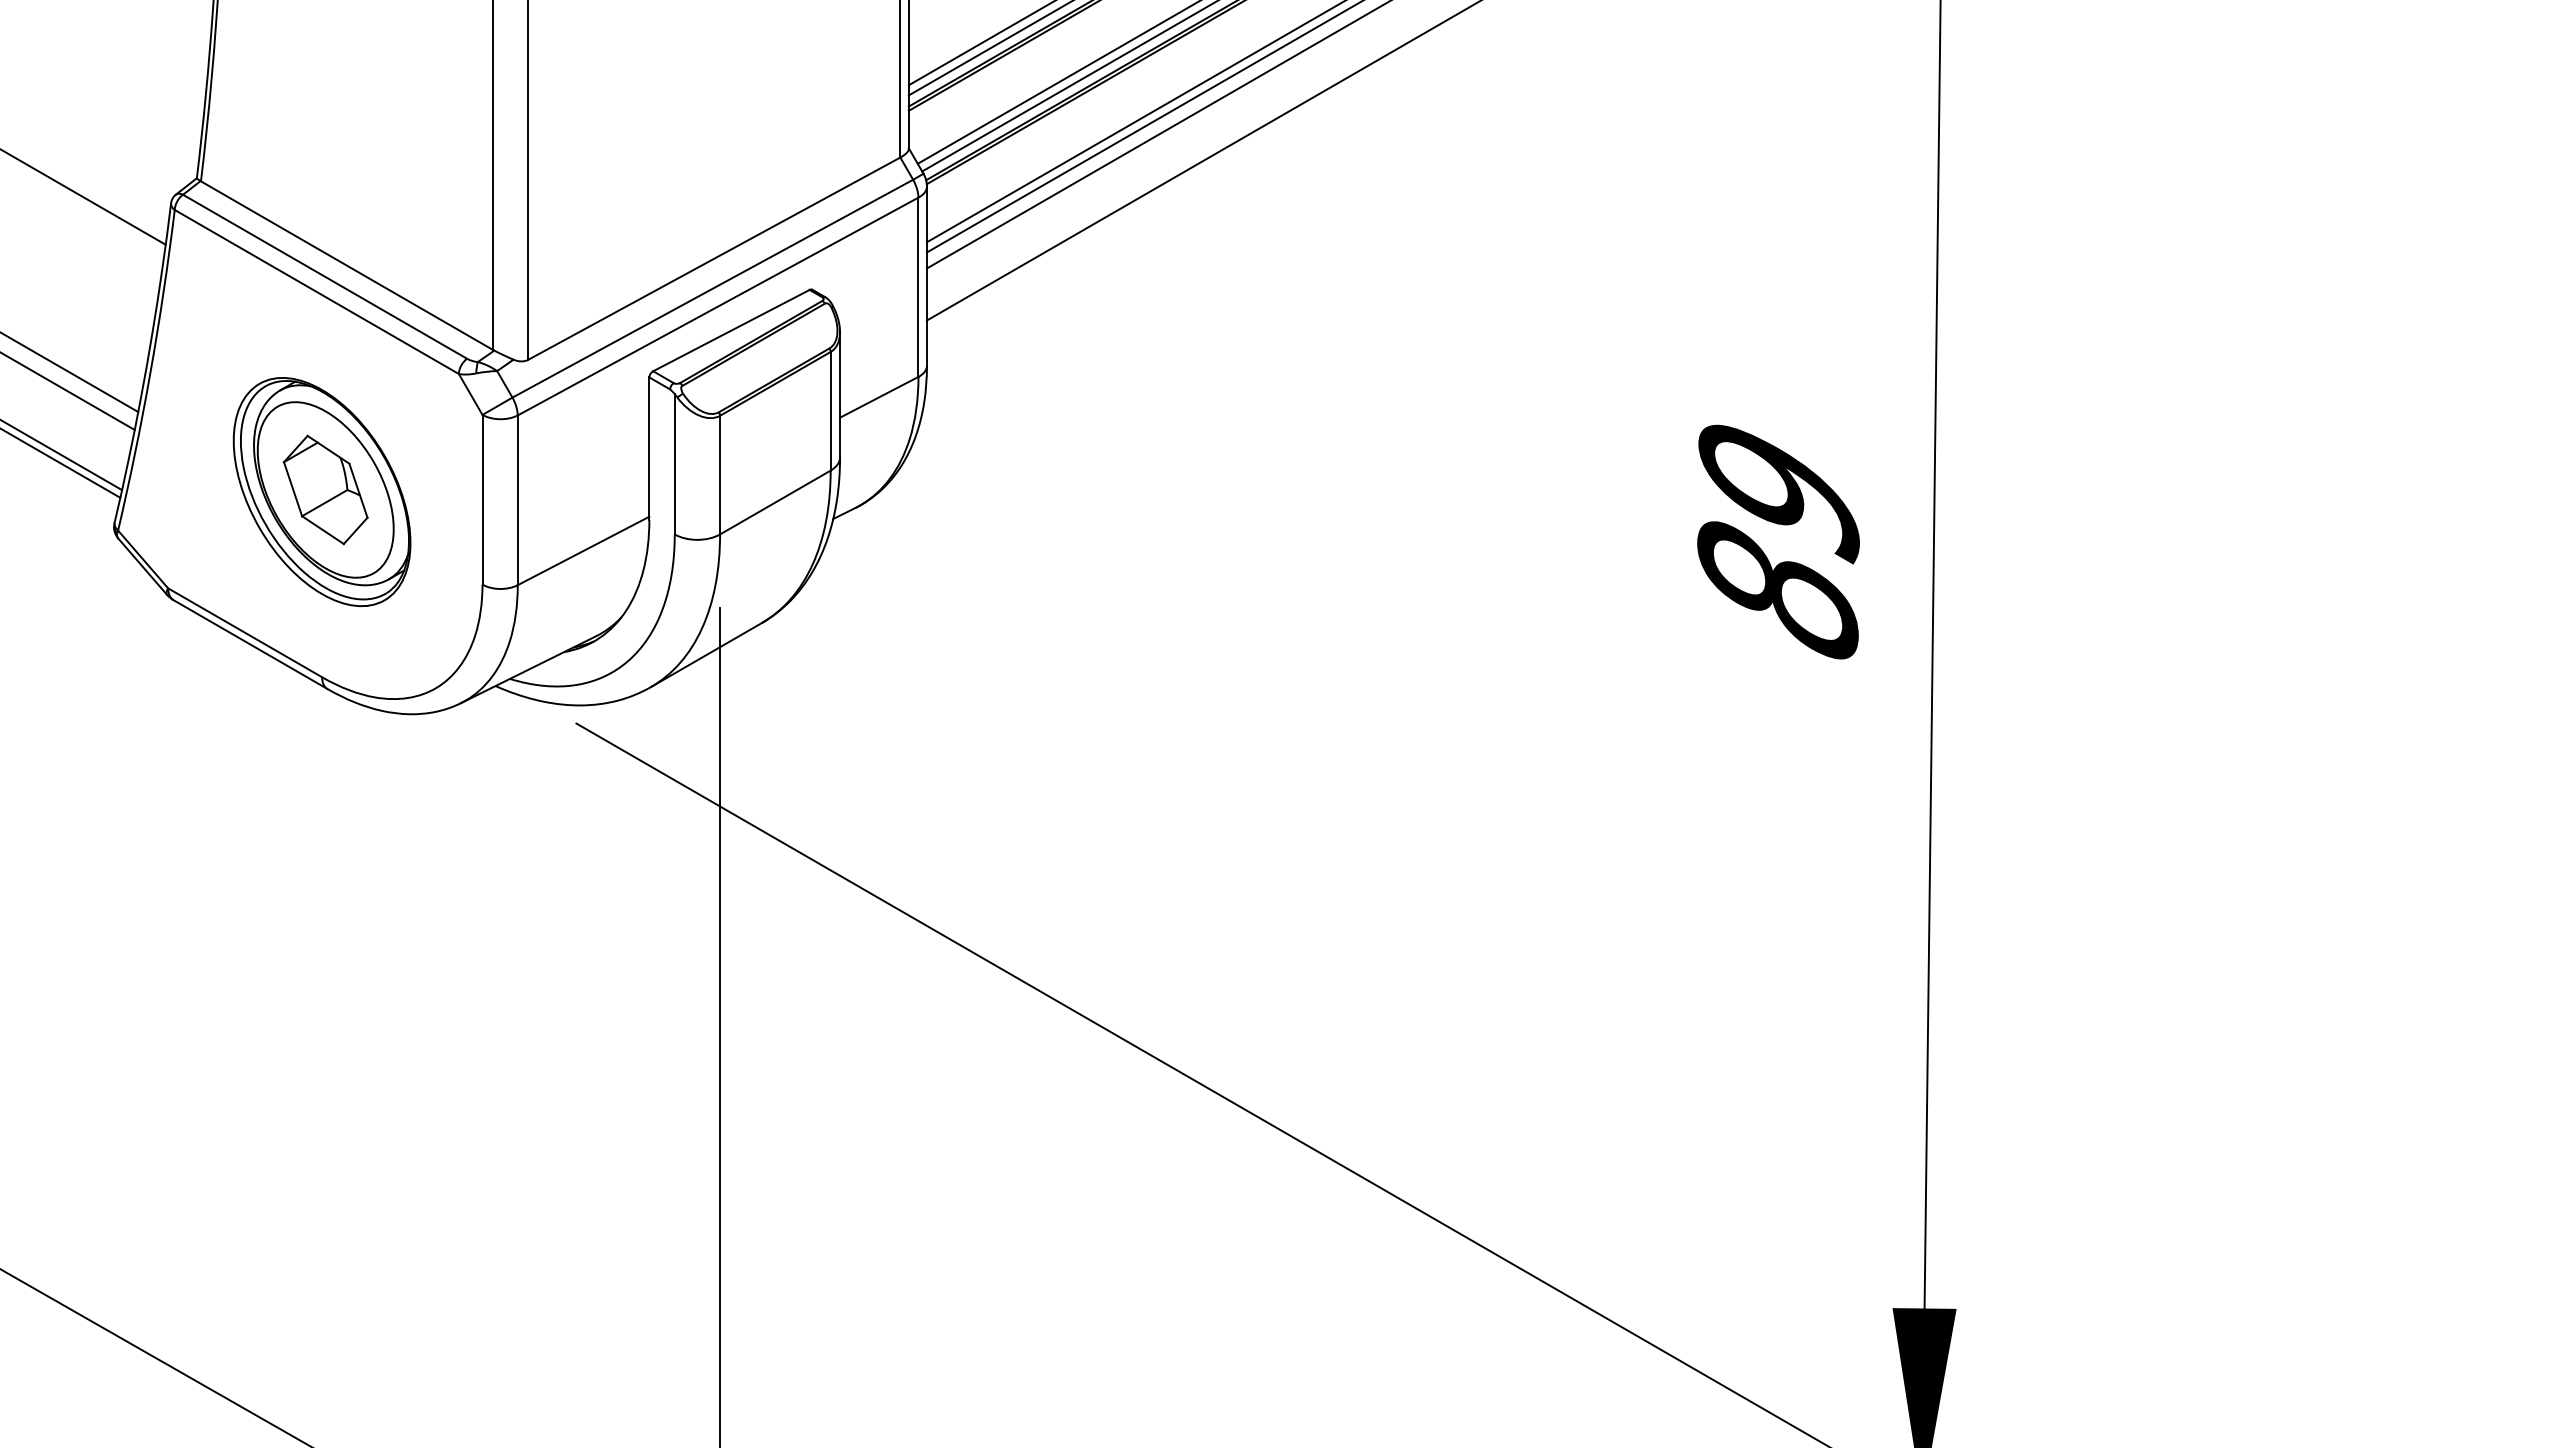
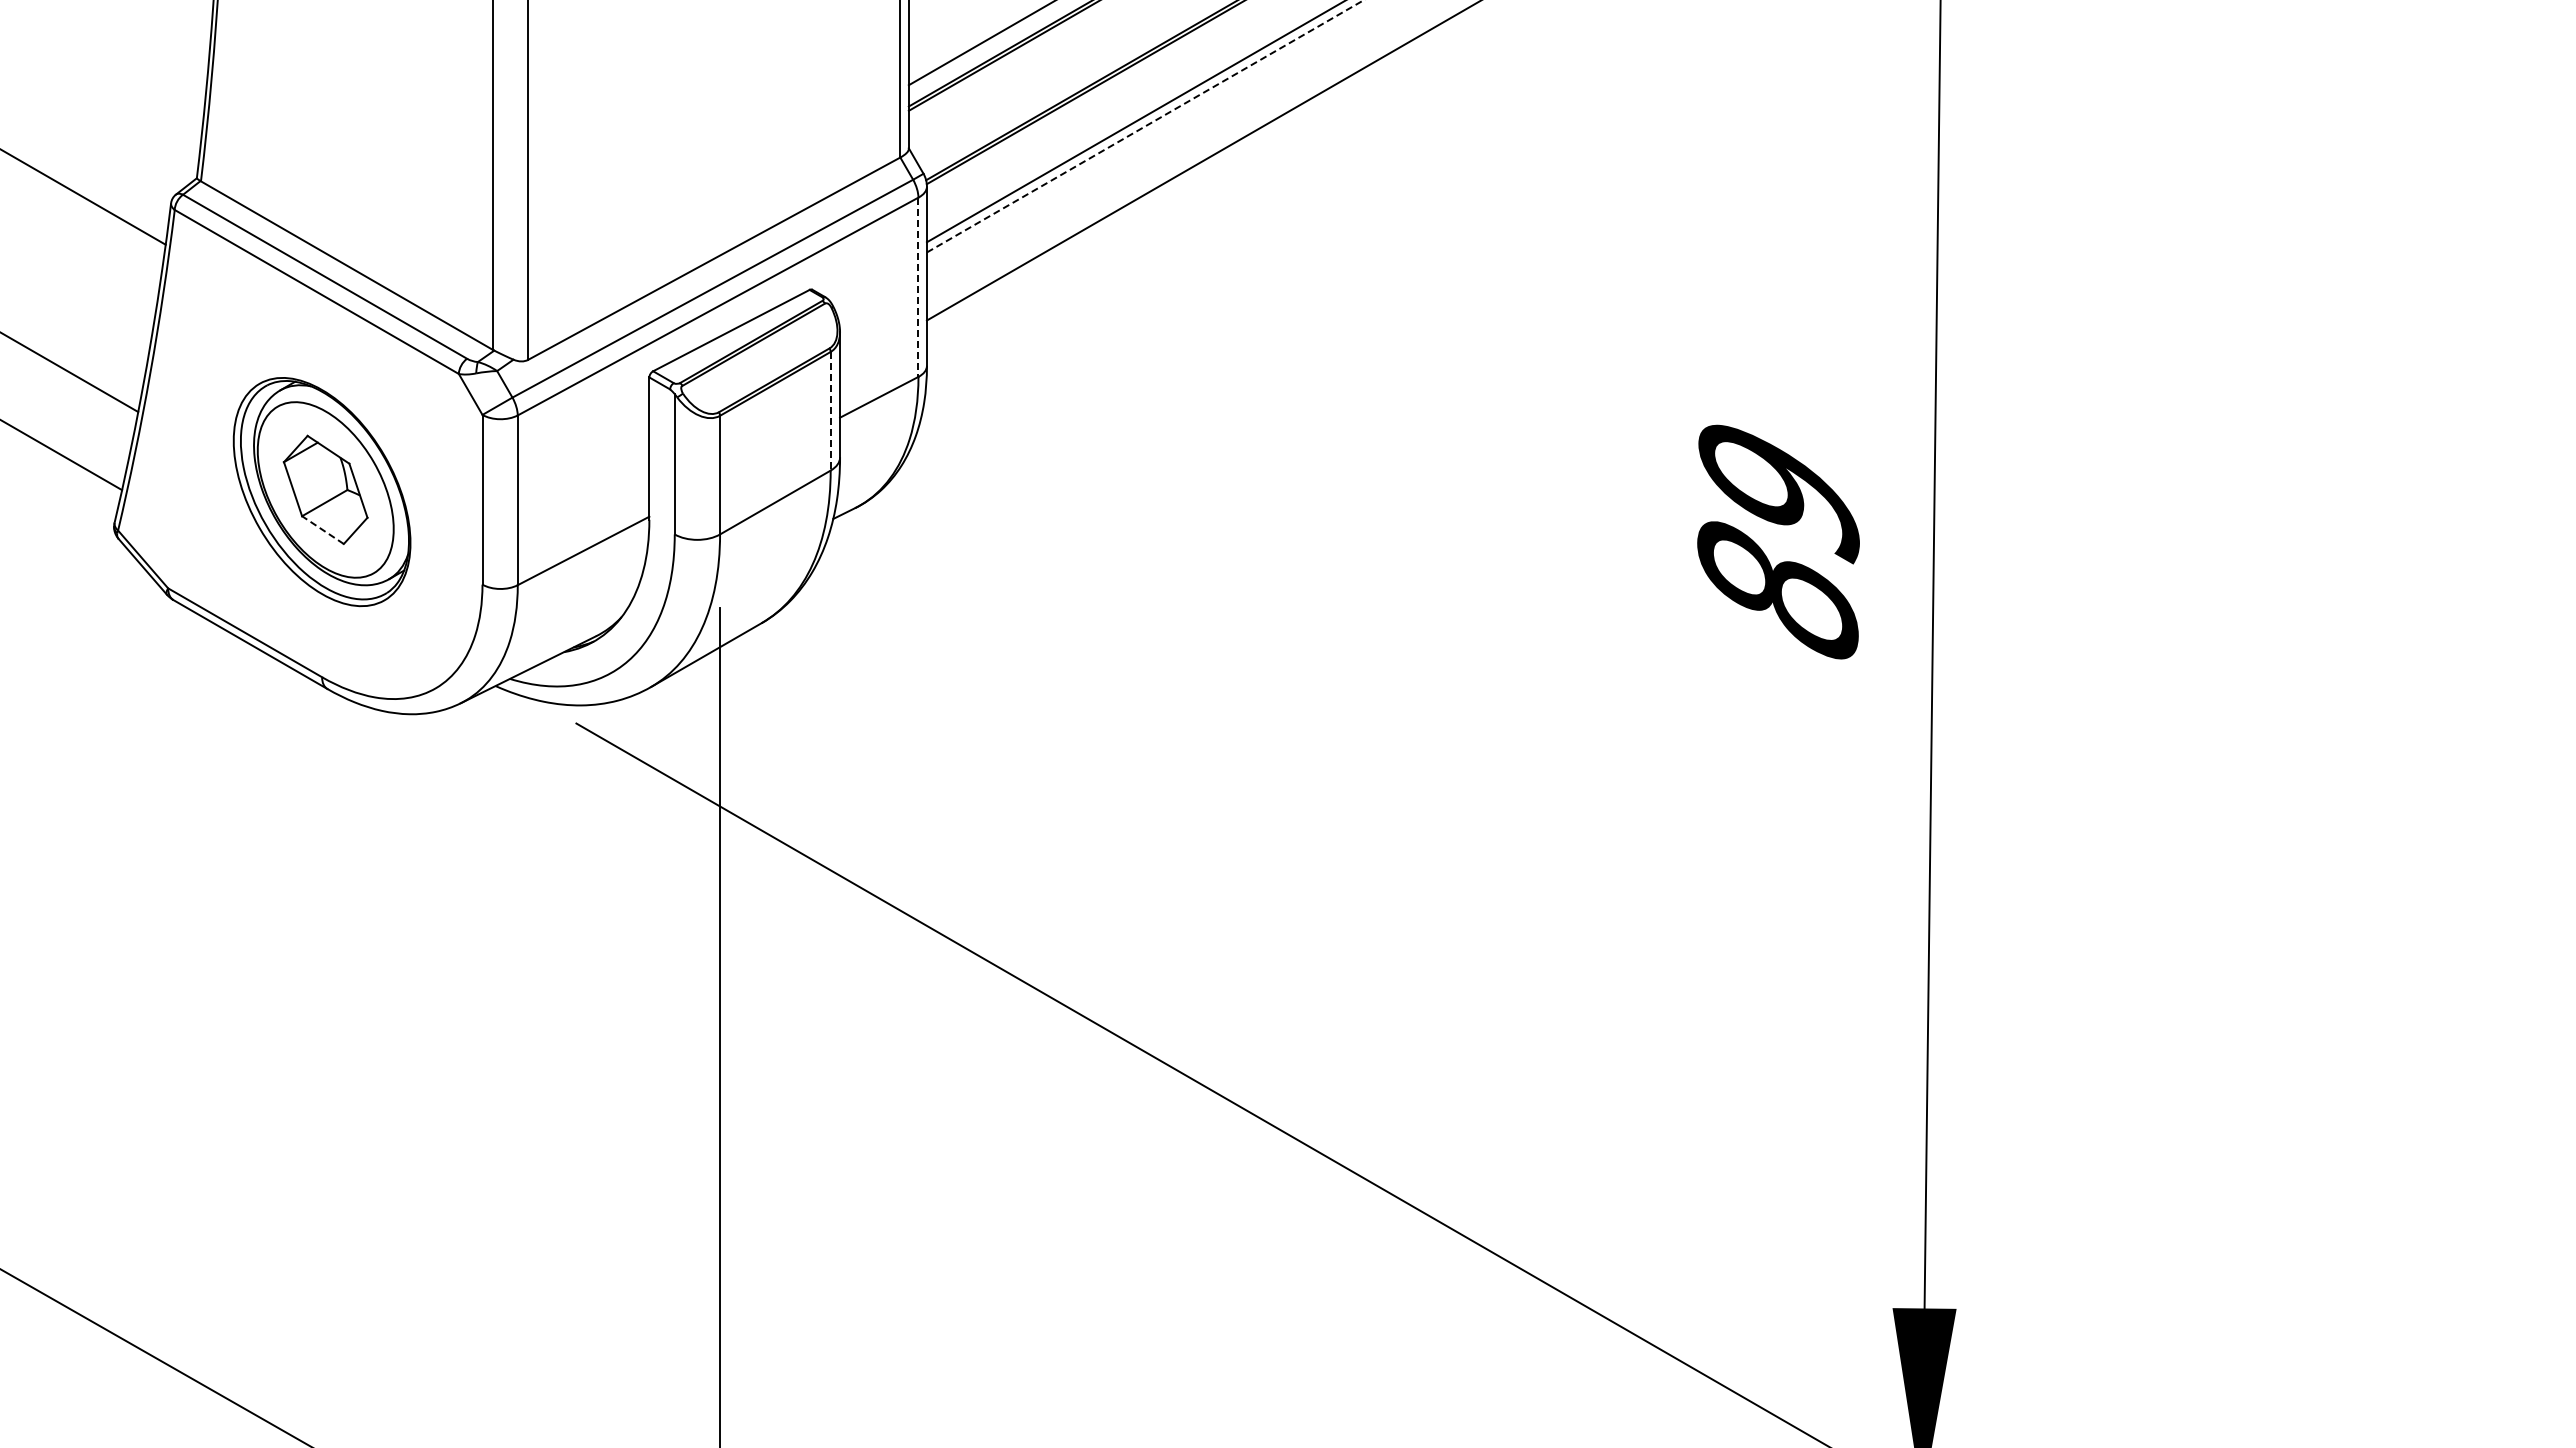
line: present -> none (988, 48)
line: present -> none (1057, 82)
line: present -> none (1068, 86)
line: solid -> dashed (1146, 125)
line: present -> none (1156, 135)
line: solid -> dashed (918, 287)
line: present -> none (68, 391)
line: solid -> dashed (830, 411)
line: present -> none (61, 463)
line: solid -> dashed (322, 529)
